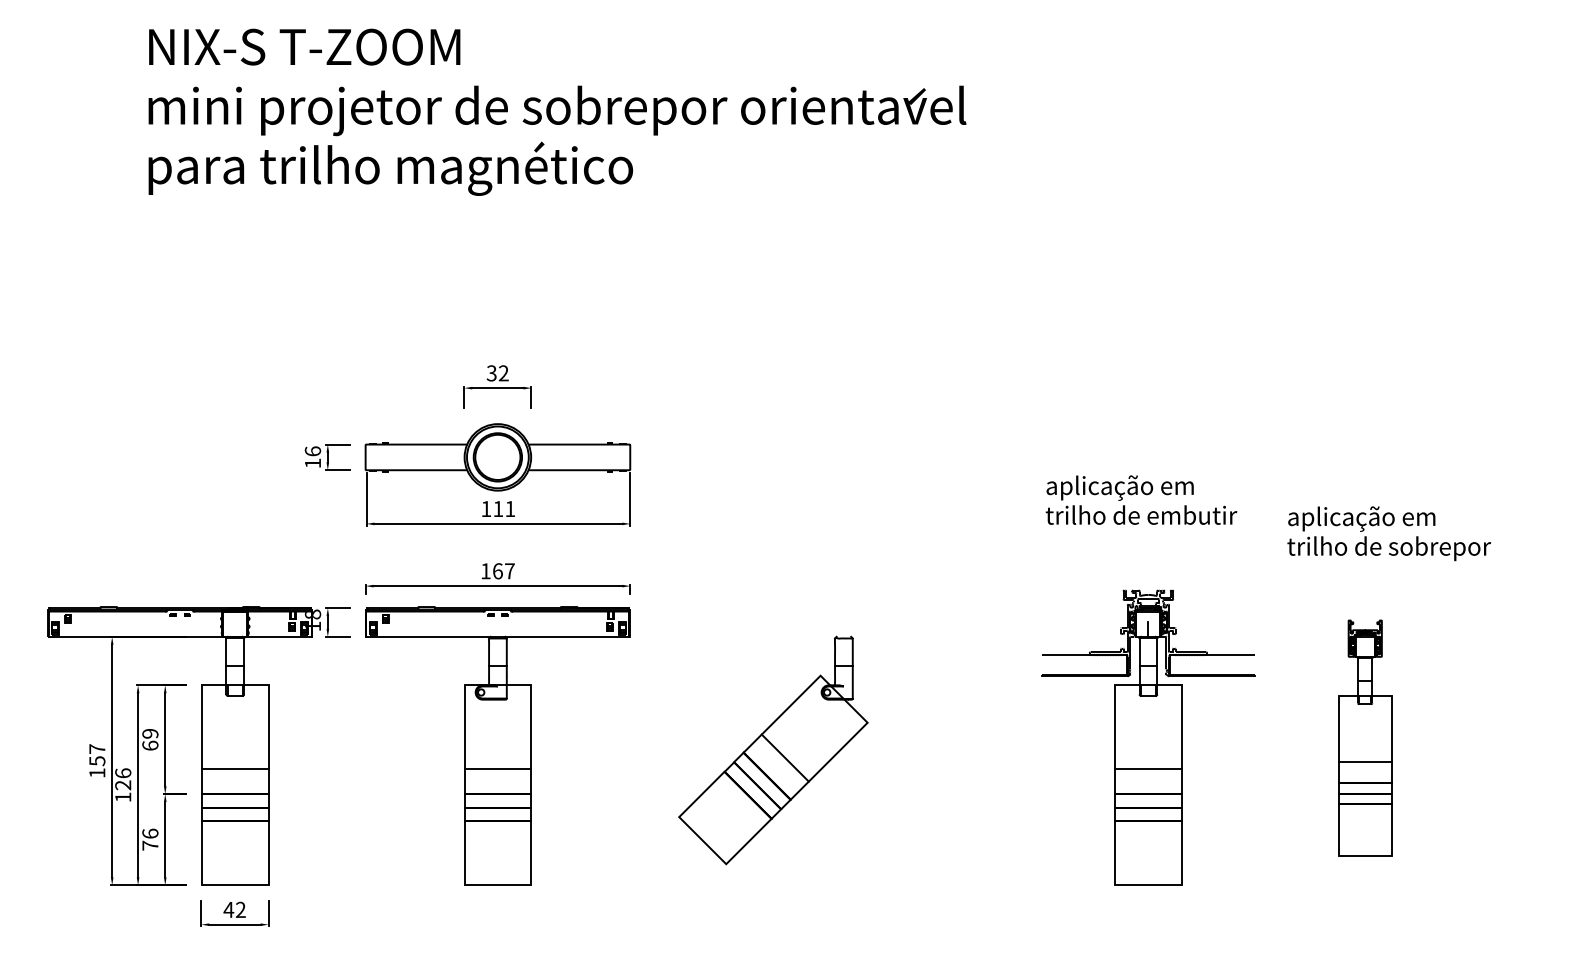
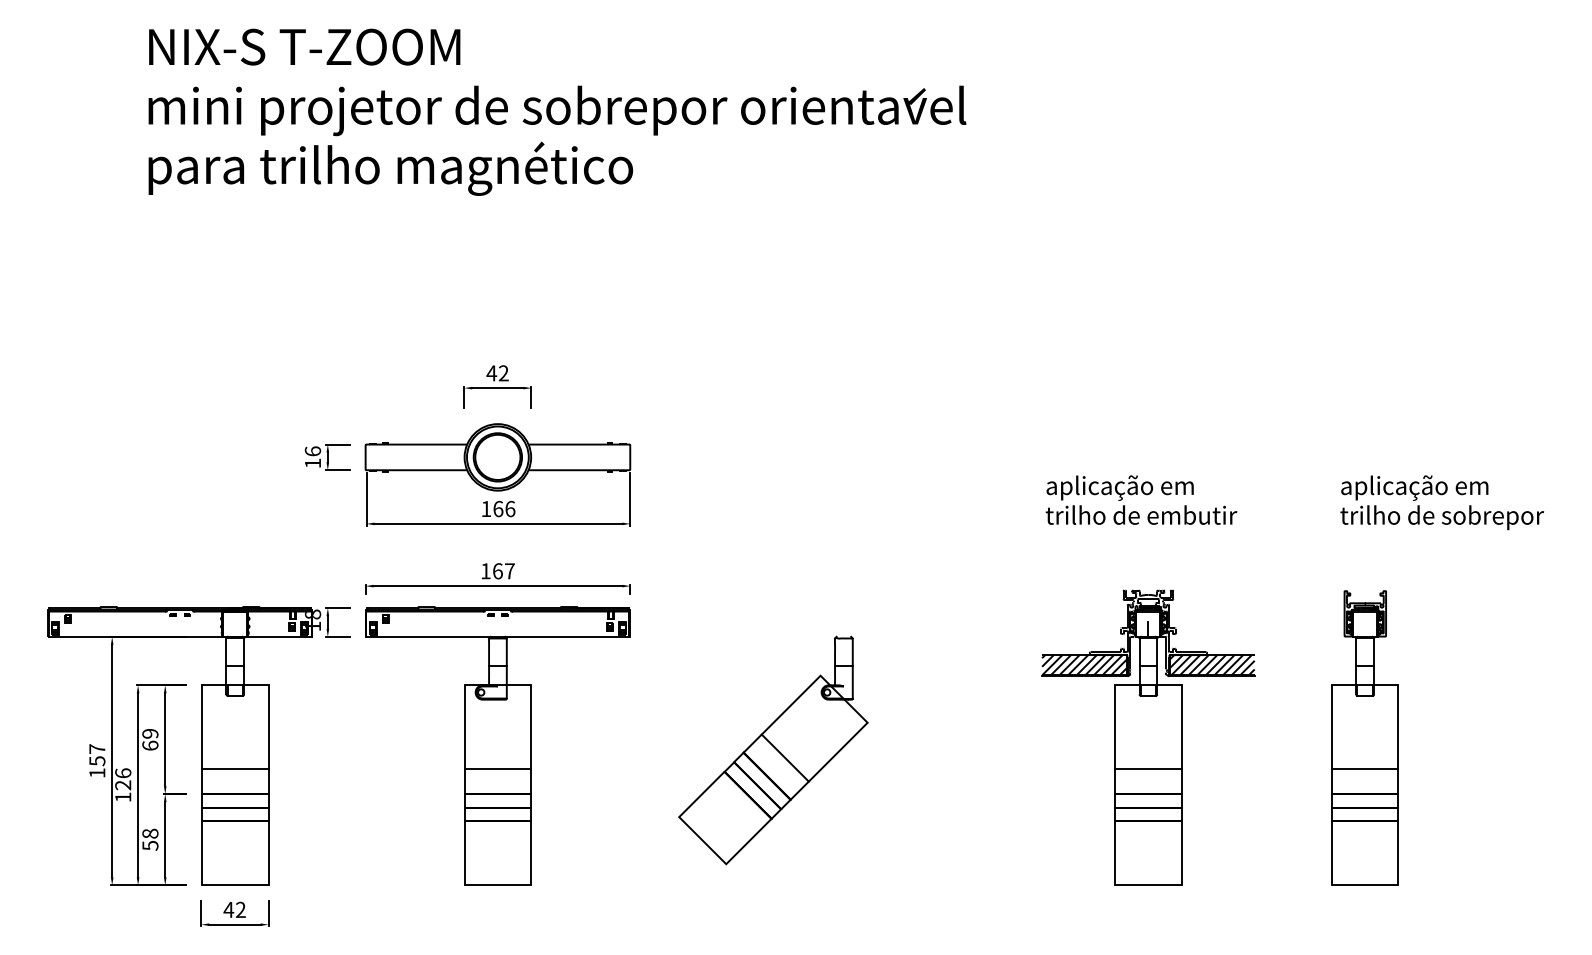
text: 32 -> 42 (491, 373)
text: 111 -> 166 (504, 508)
text position: (1389, 533) -> (1442, 502) (1442, 502)
hatch: none -> present (1084, 665)
hatch: none -> present (1211, 665)
part size: 55x238 px -> 68x296 px (1364, 737)
text: 76 -> 58 (150, 839)
